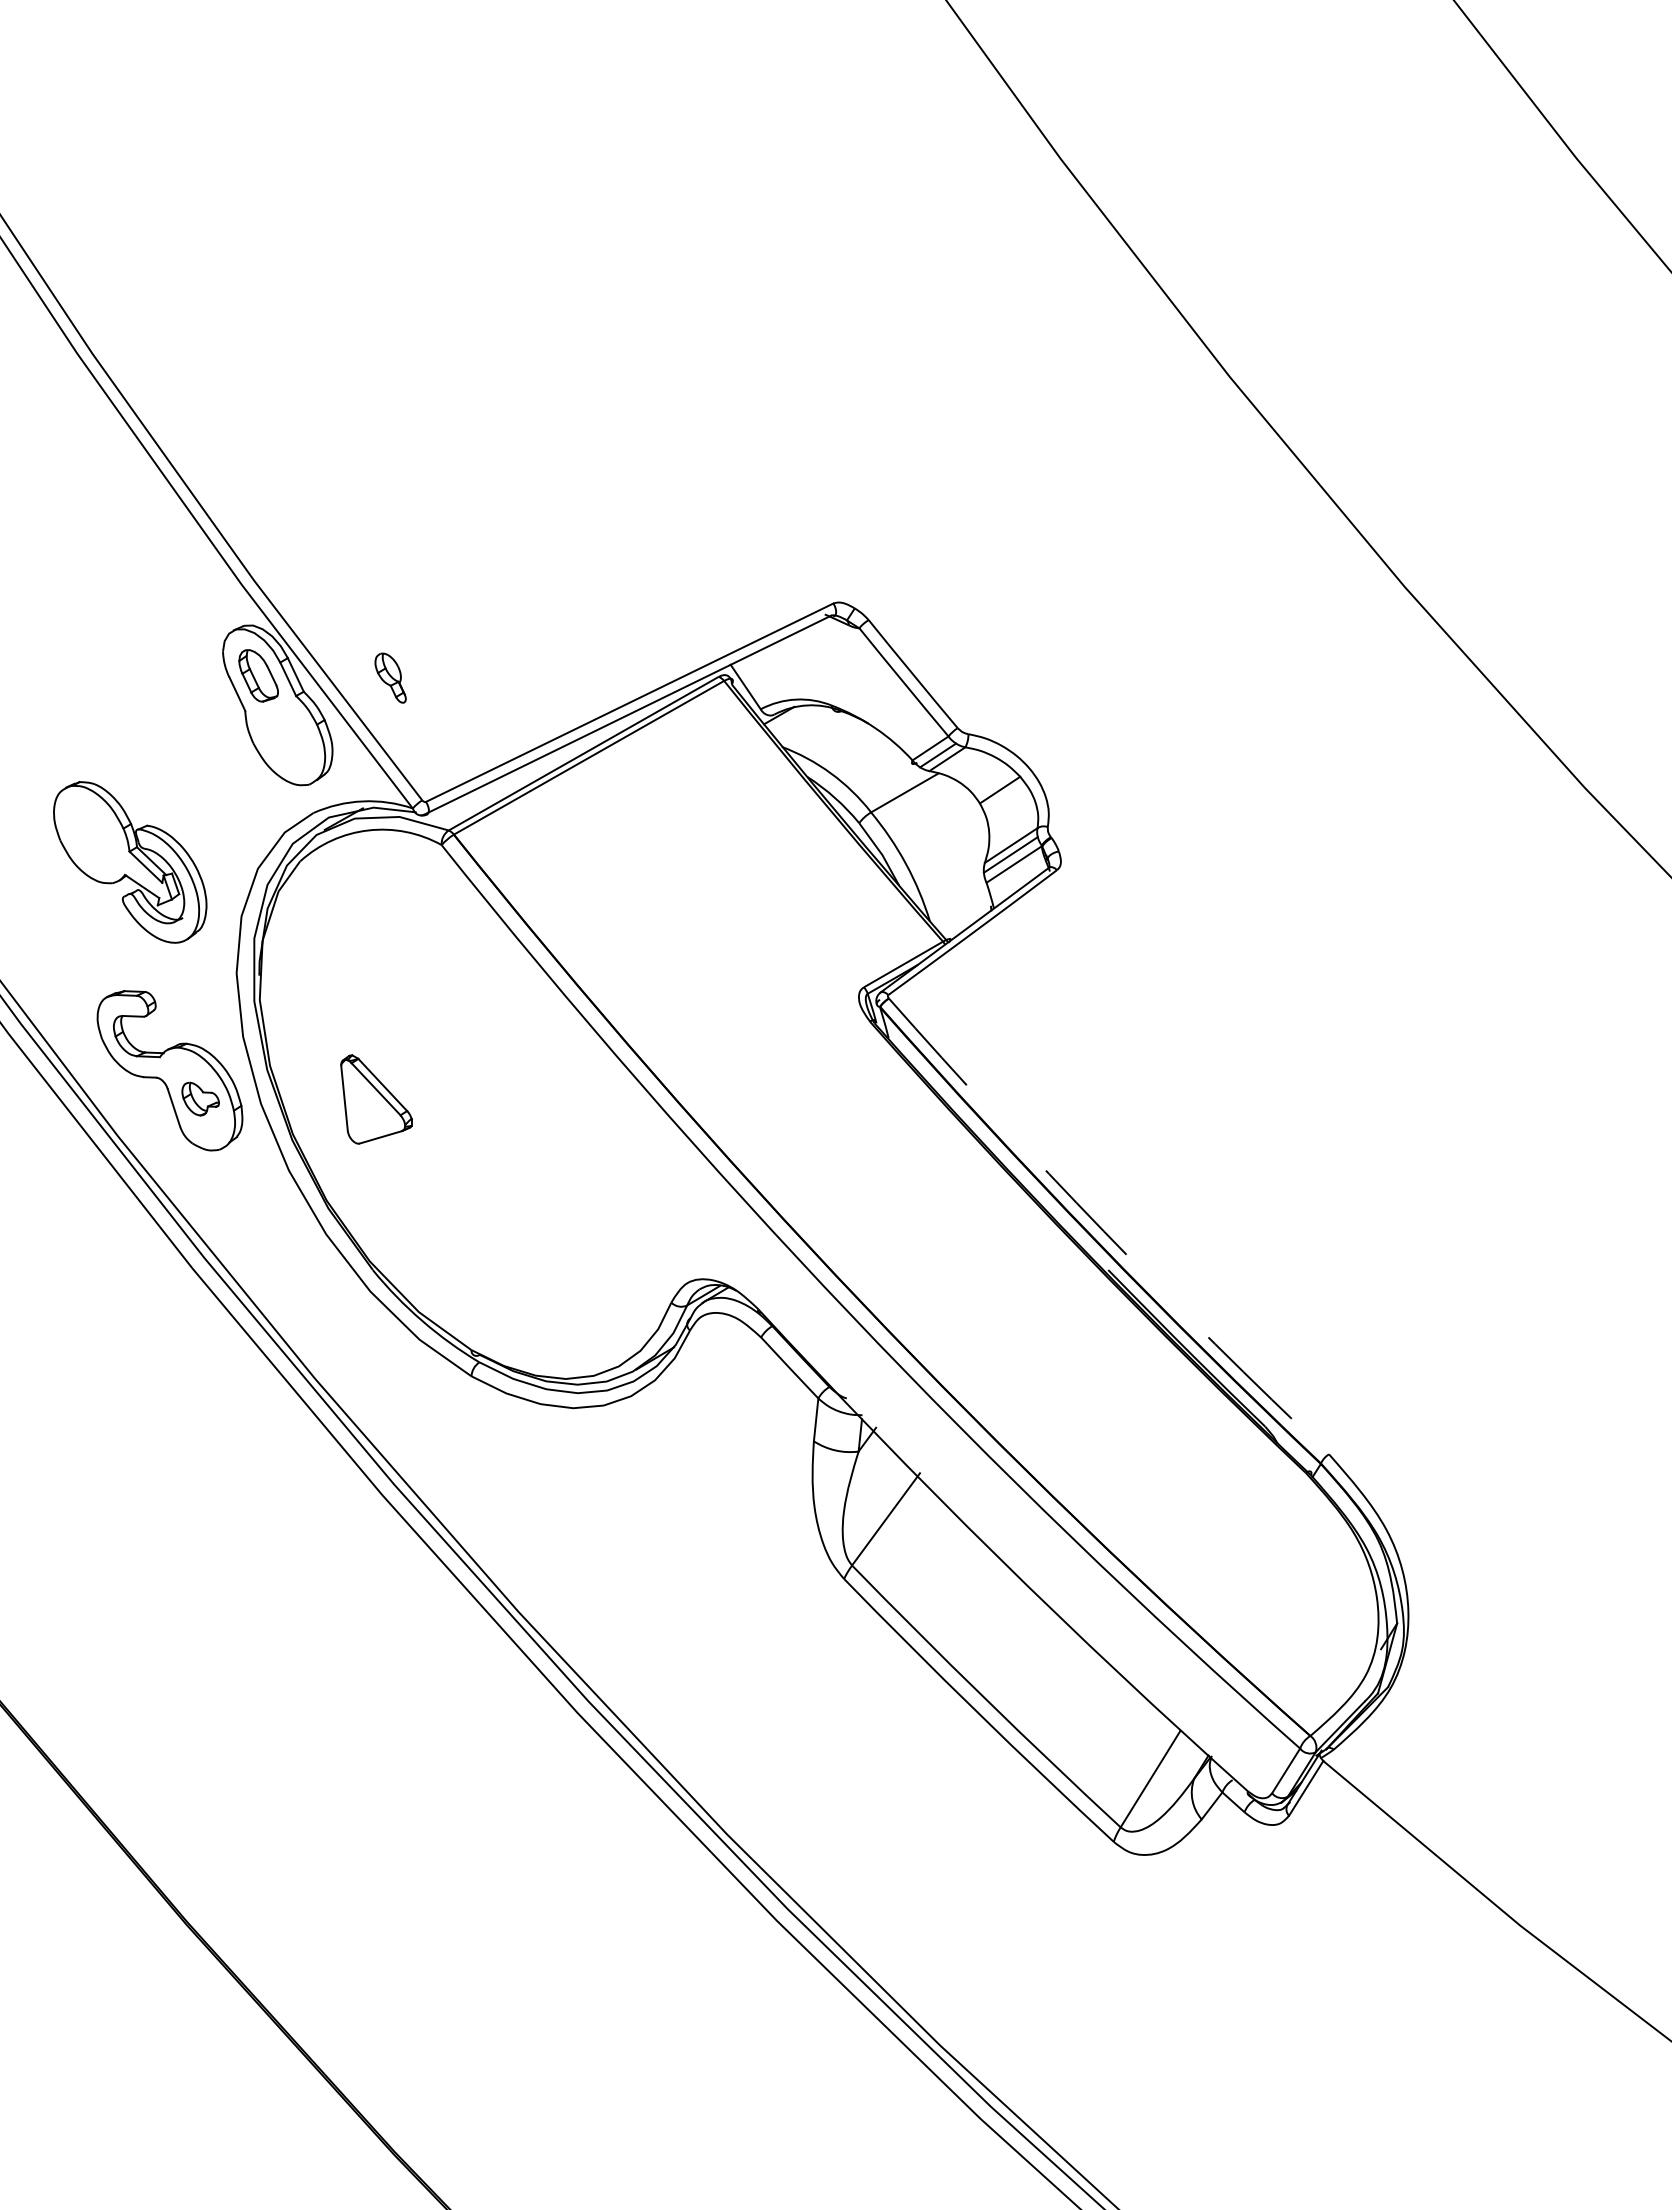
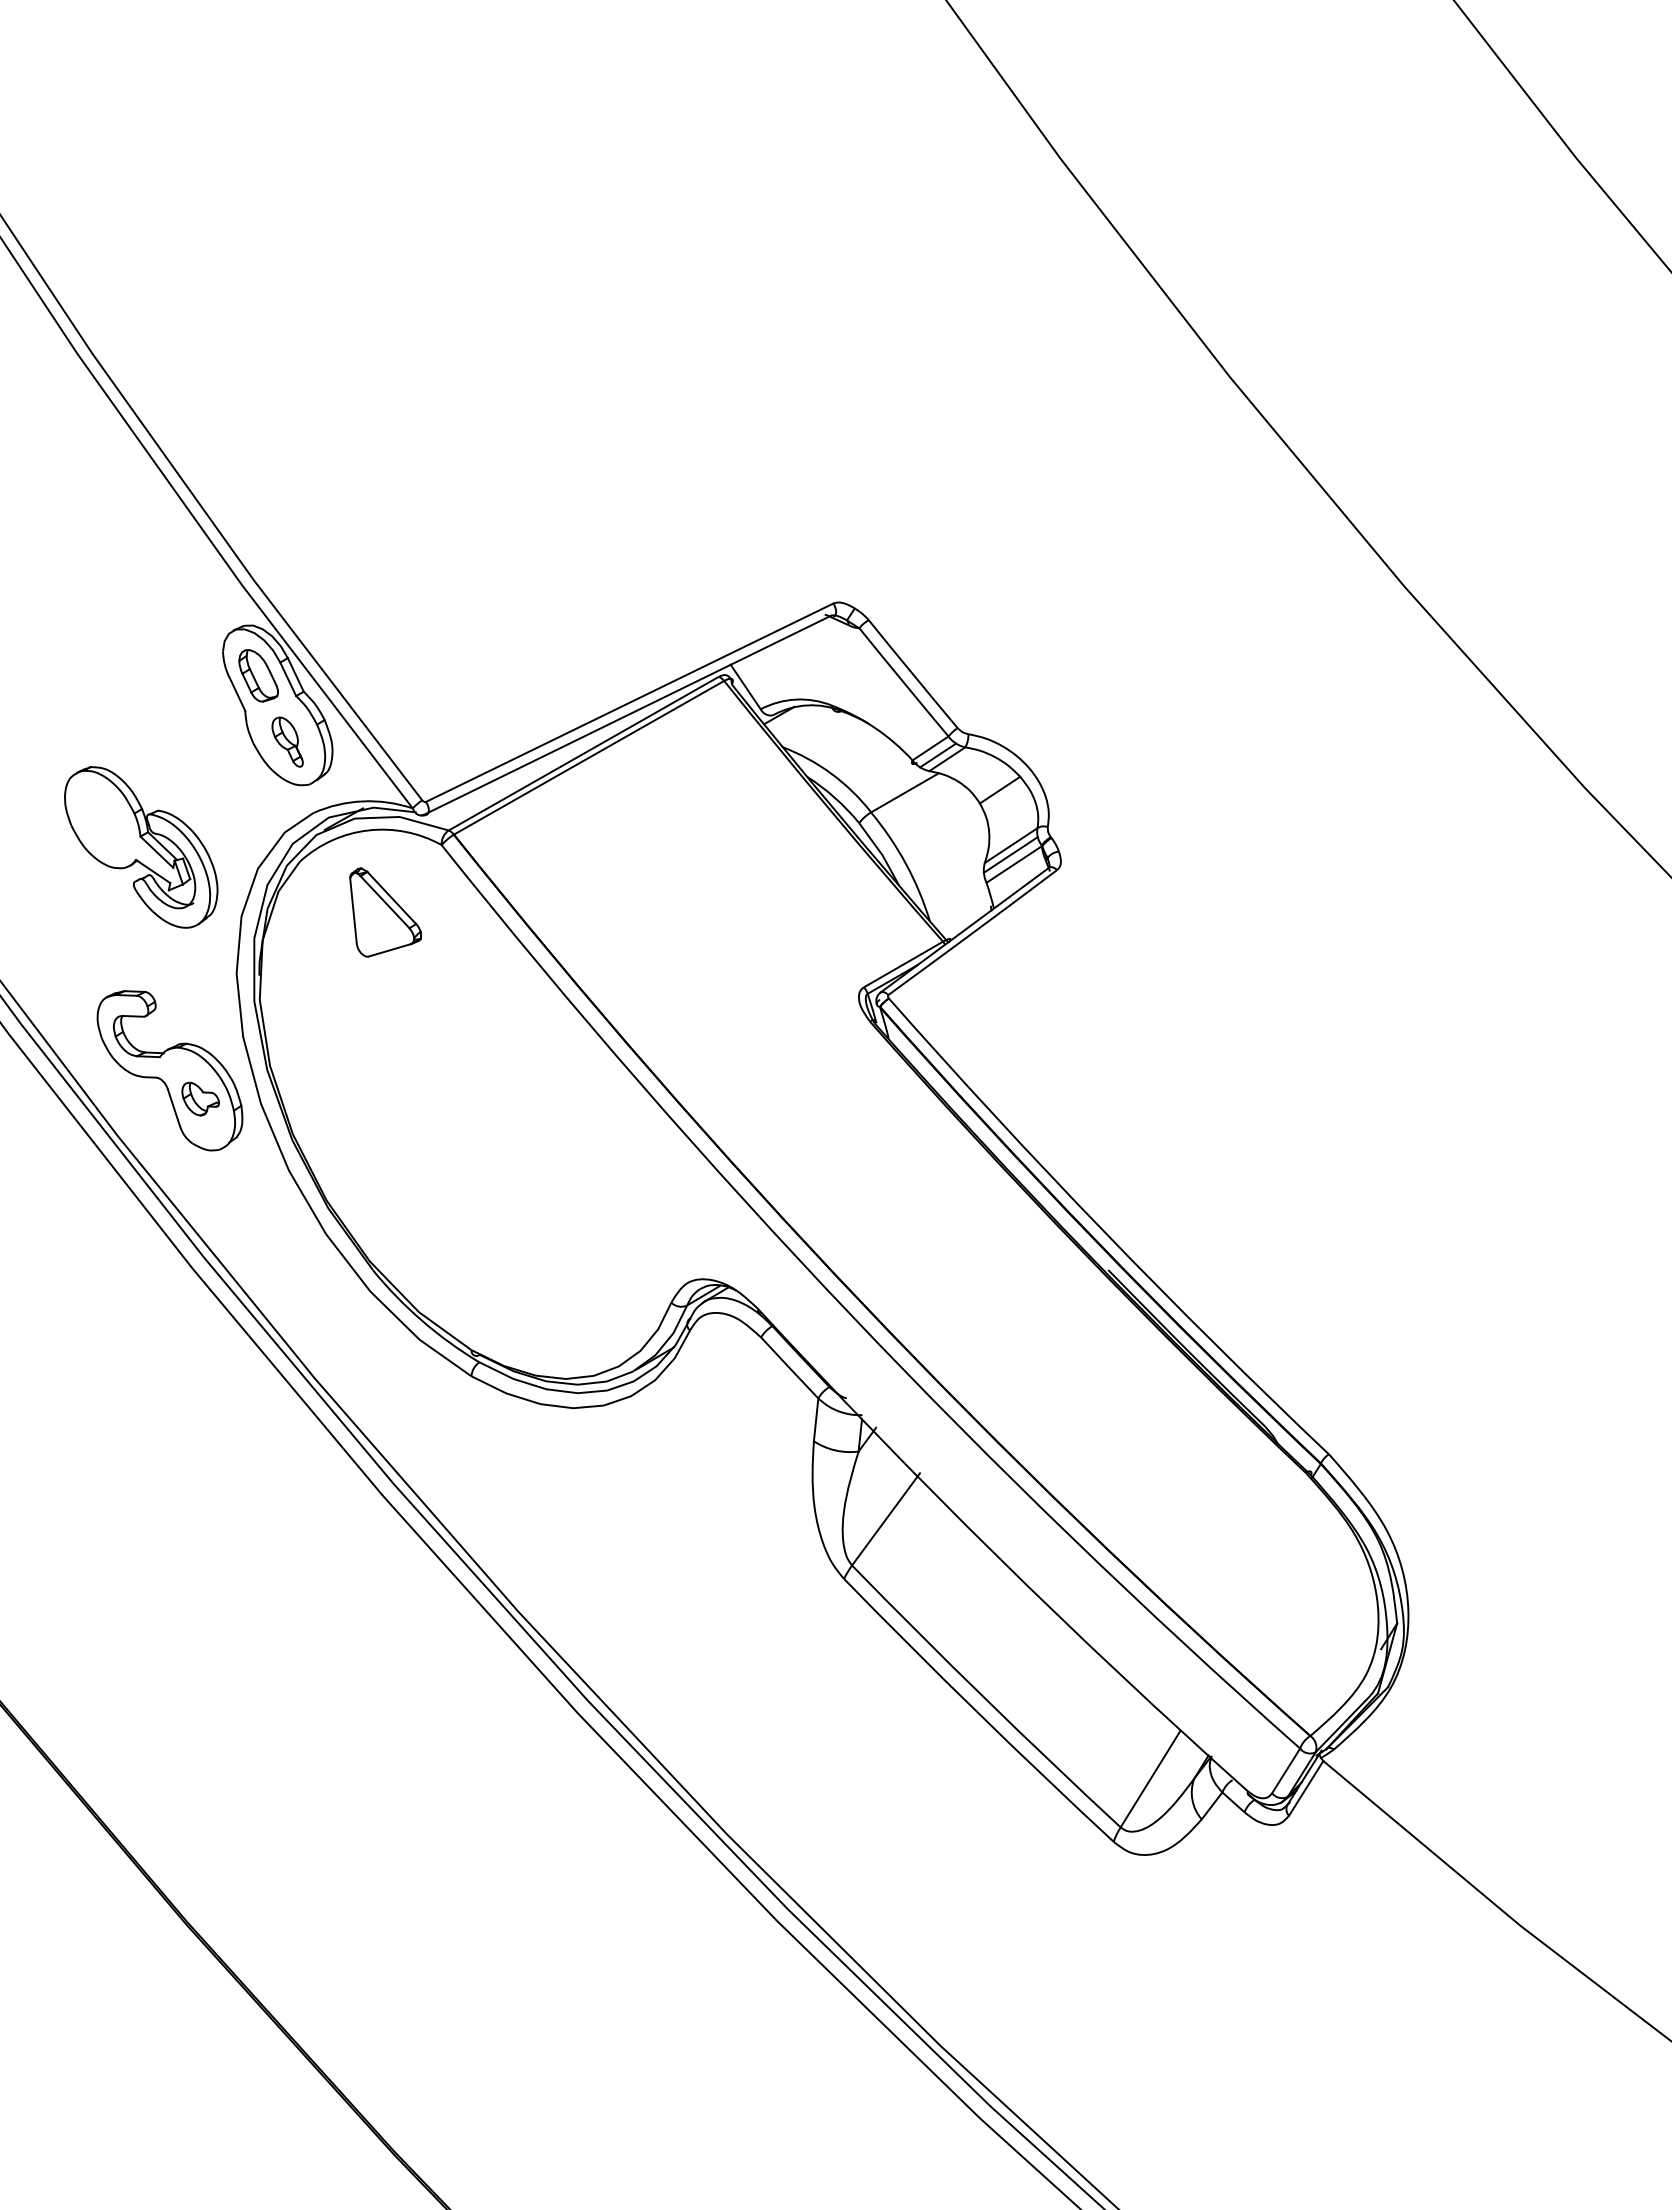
part position: (390, 677) -> (287, 741) (287, 741)
part position: (130, 862) -> (141, 847) (141, 847)
part position: (376, 1099) -> (385, 912) (385, 912)
arc: dashed -> solid (1103, 1231)
